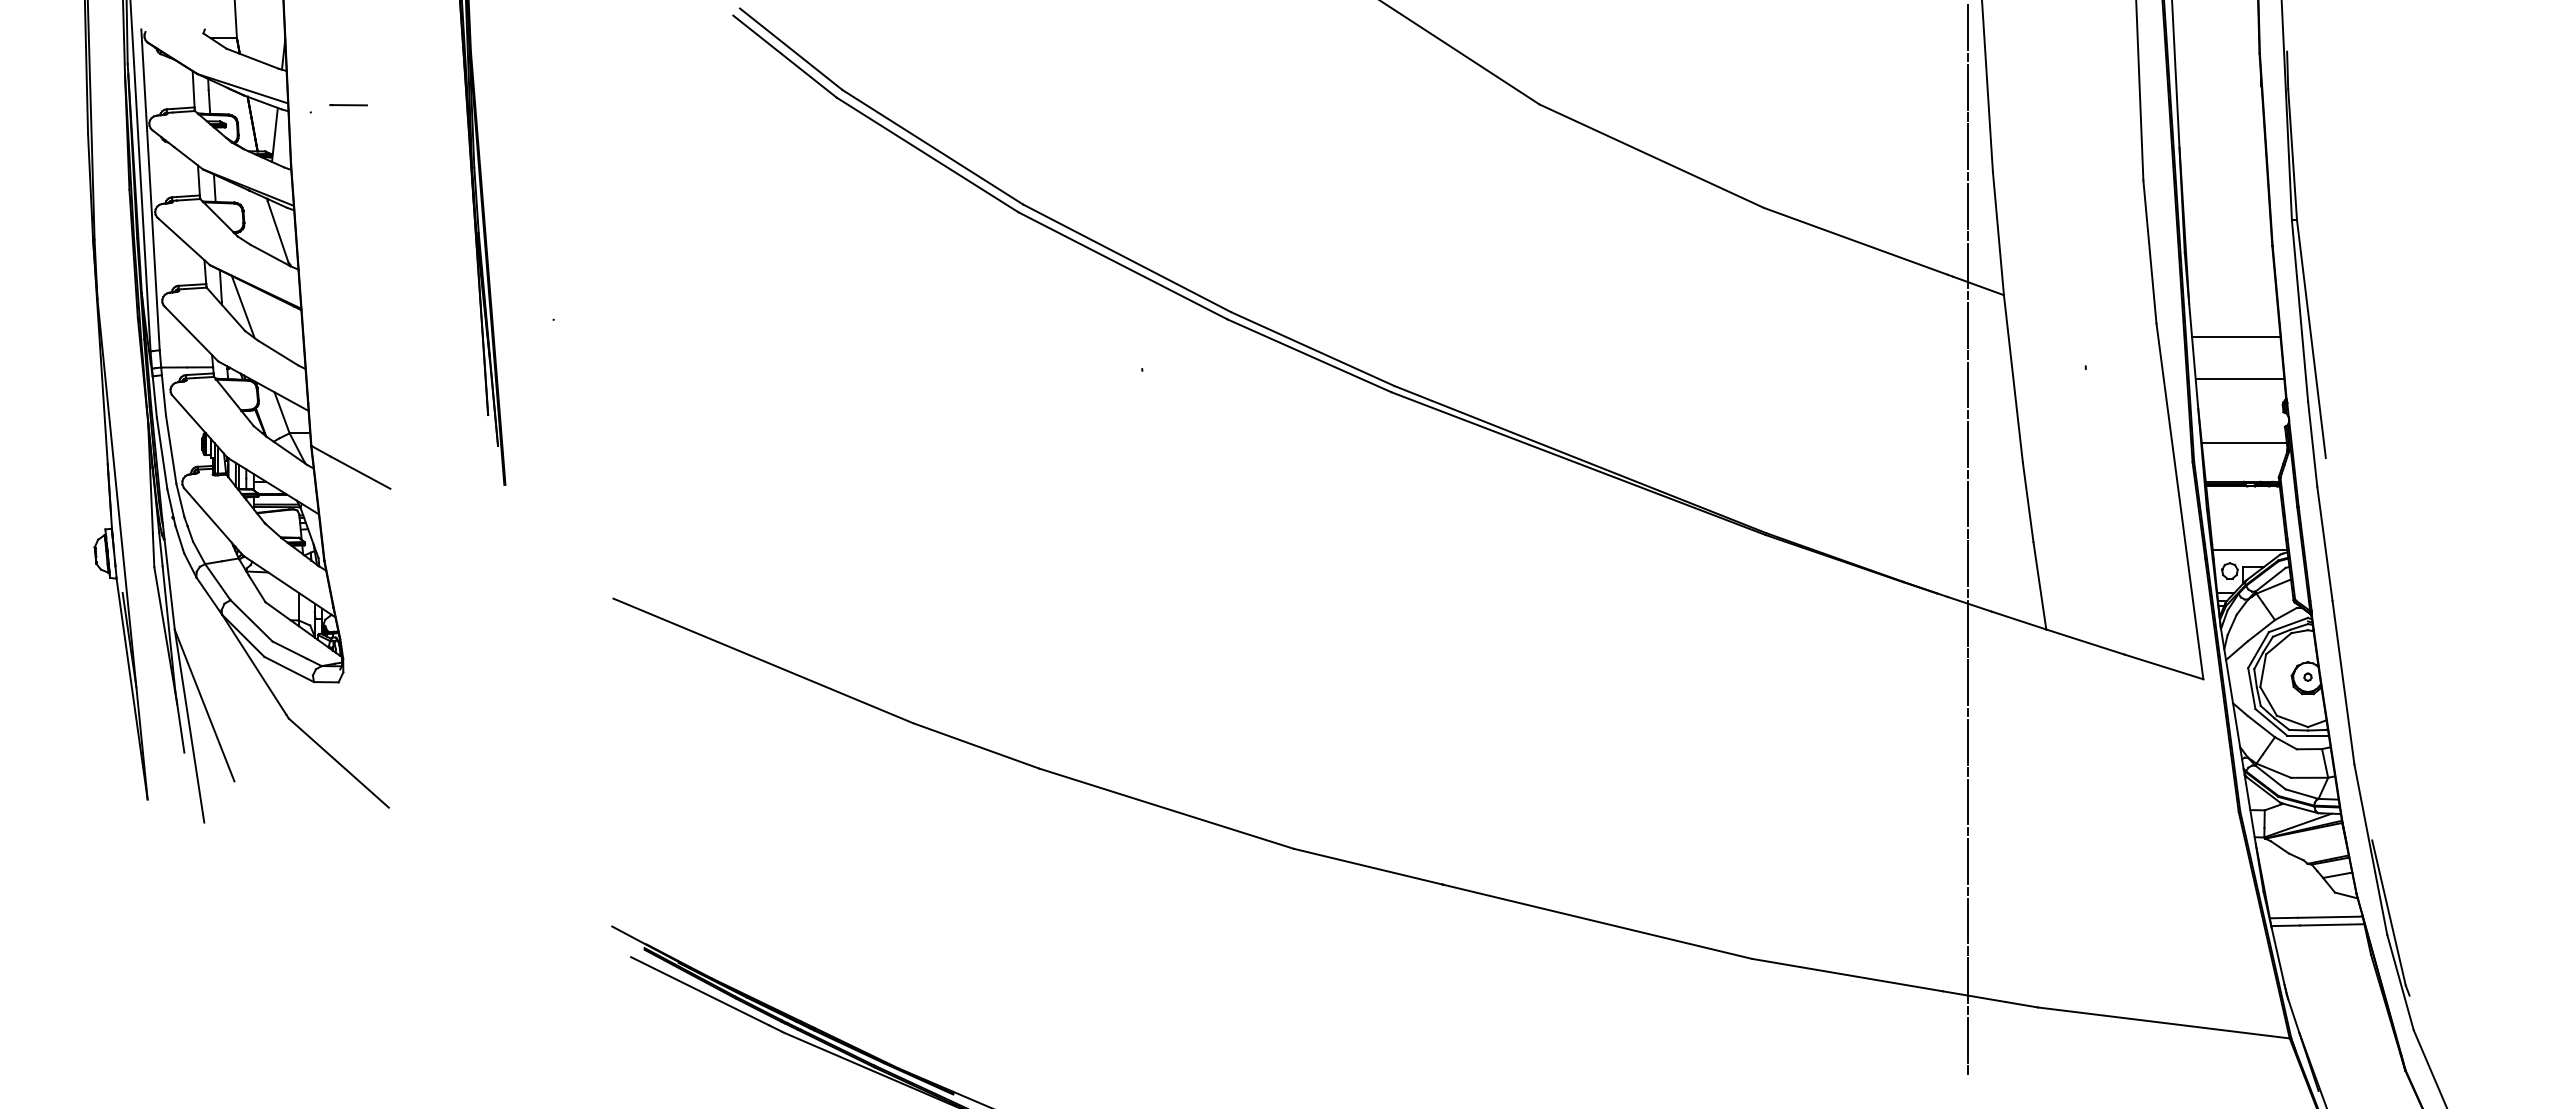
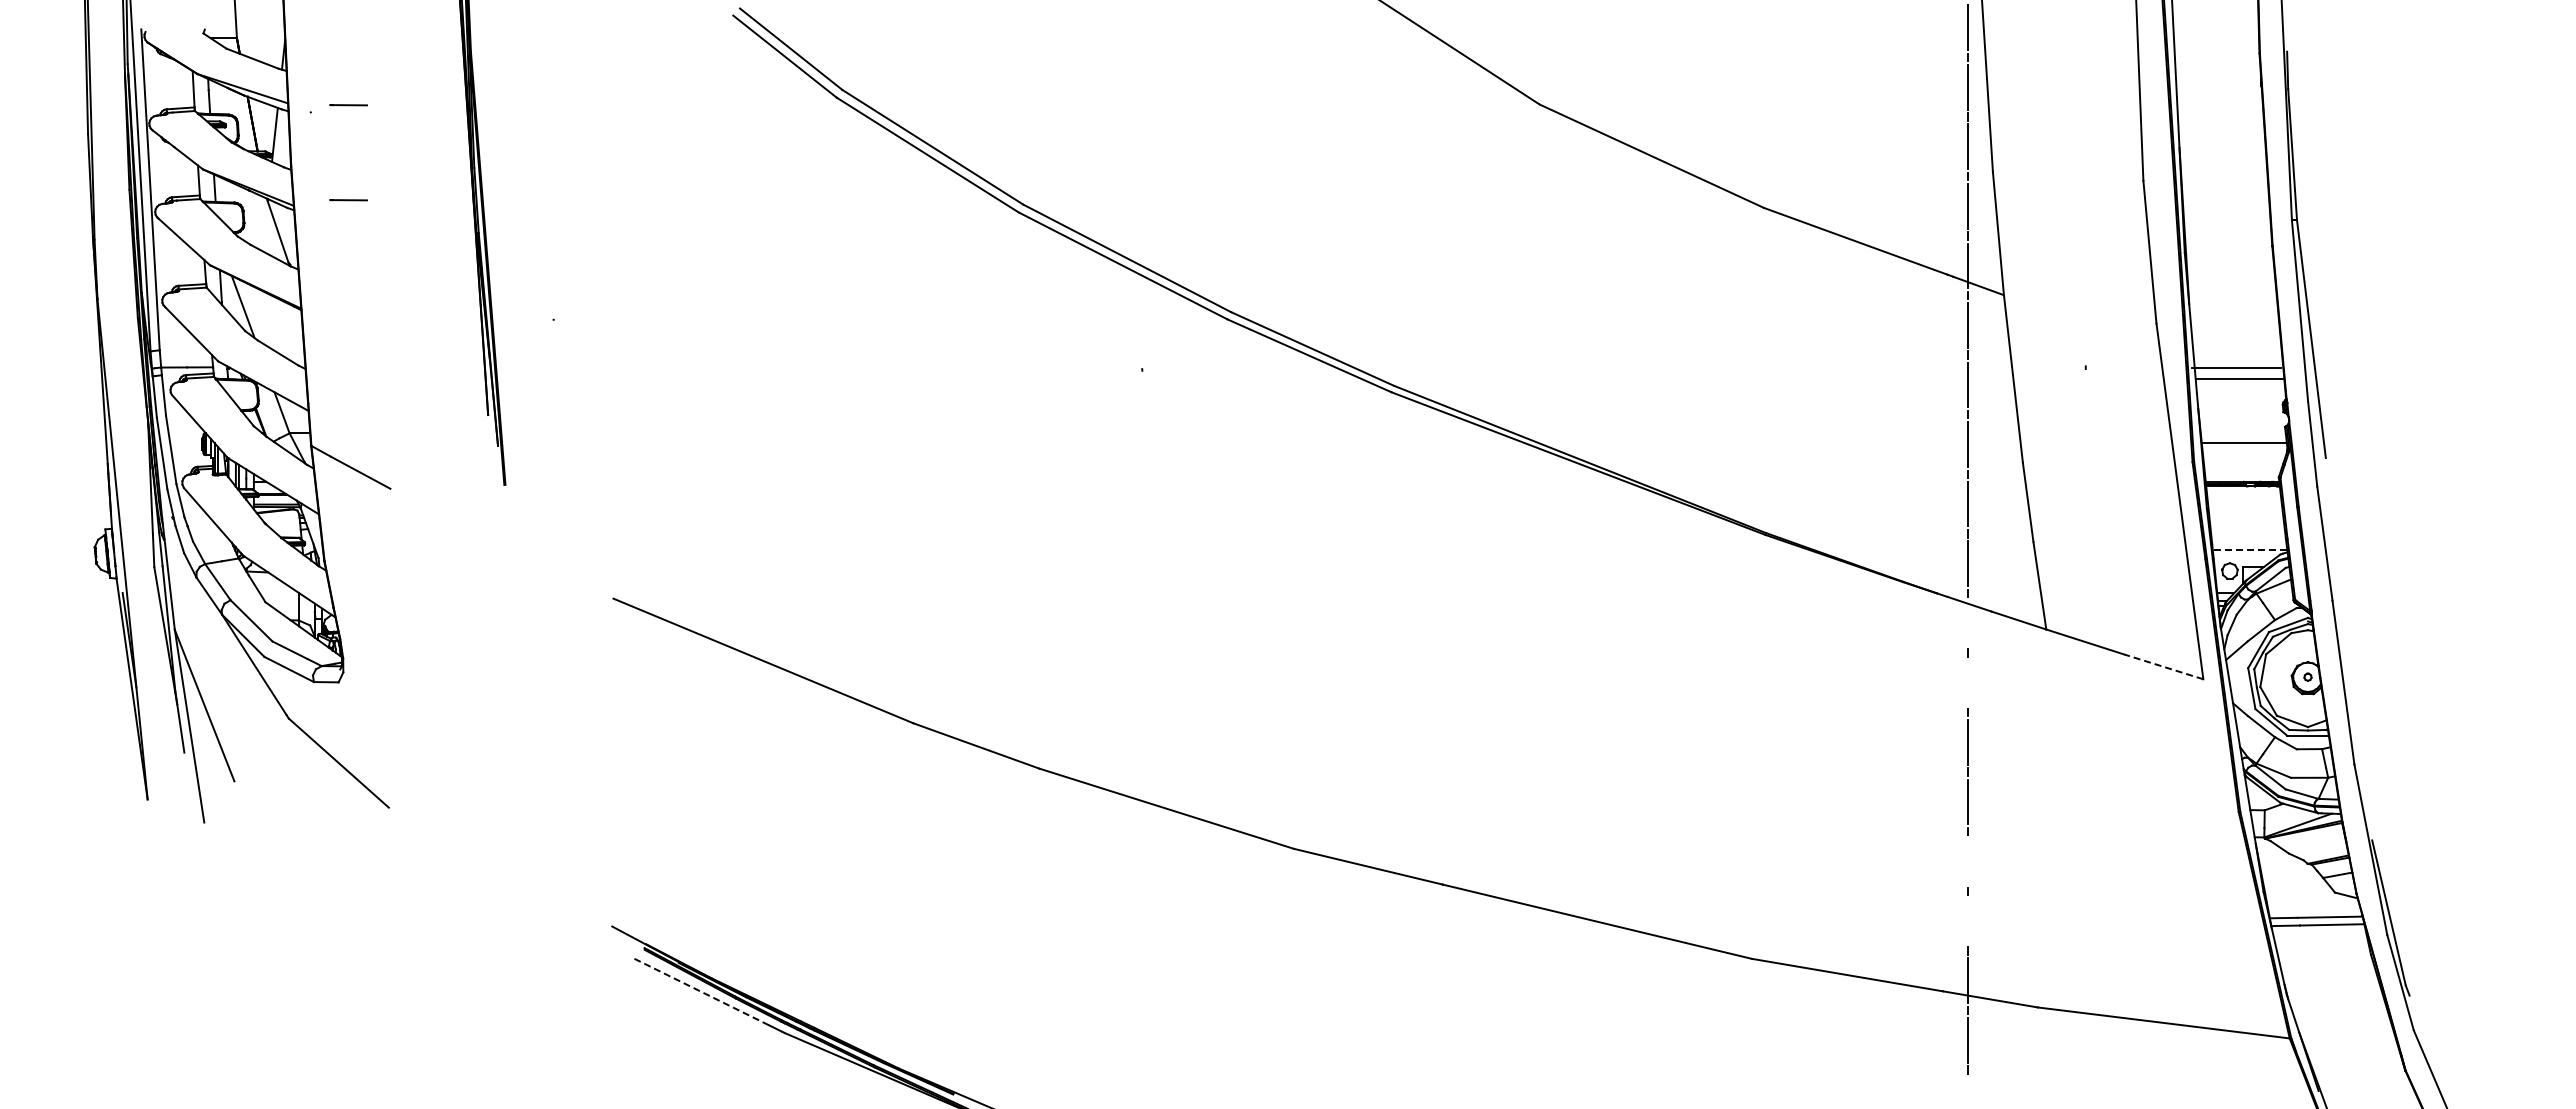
line: none -> present (348, 200)
line position: (2236, 337) -> (2236, 368) (2236, 368)
line: solid -> dashed (2249, 549)
line: present -> none (1968, 622)
line: solid -> dashed (2163, 666)
line: present -> none (1968, 682)
line: present -> none (1968, 861)
line: present -> none (1968, 920)
line: solid -> dashed (700, 991)
